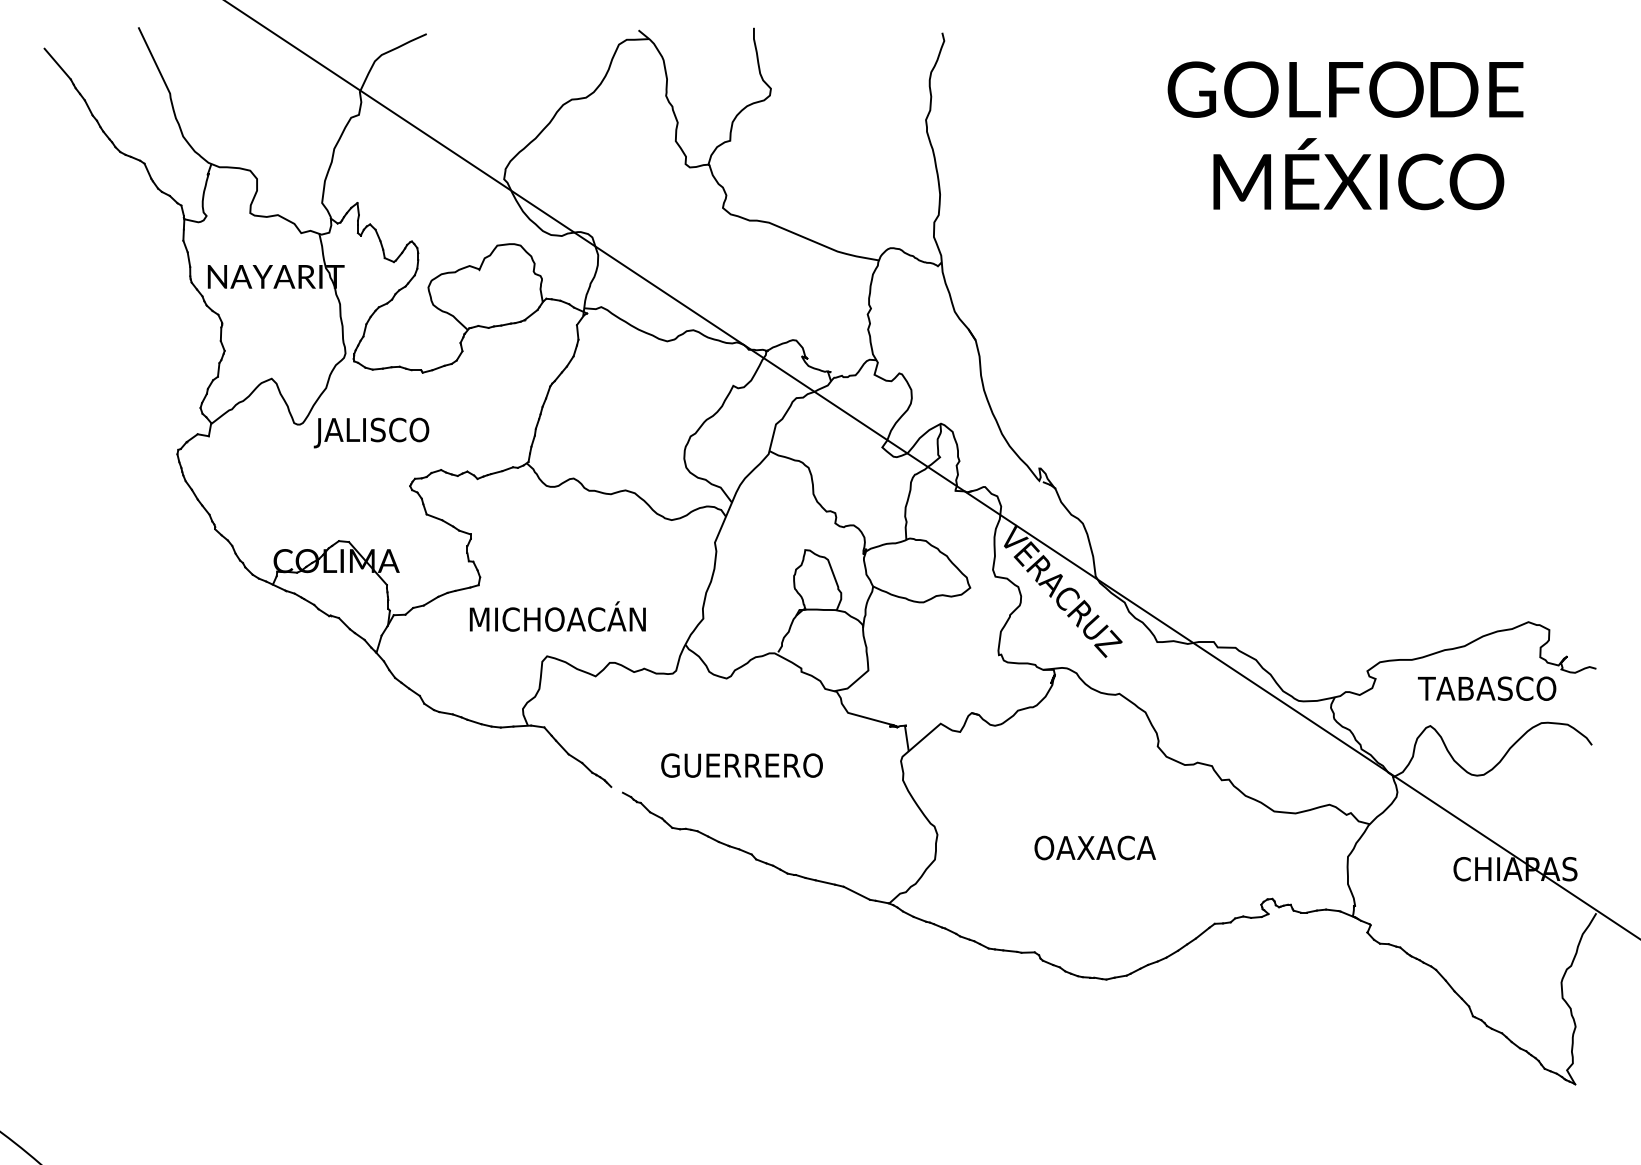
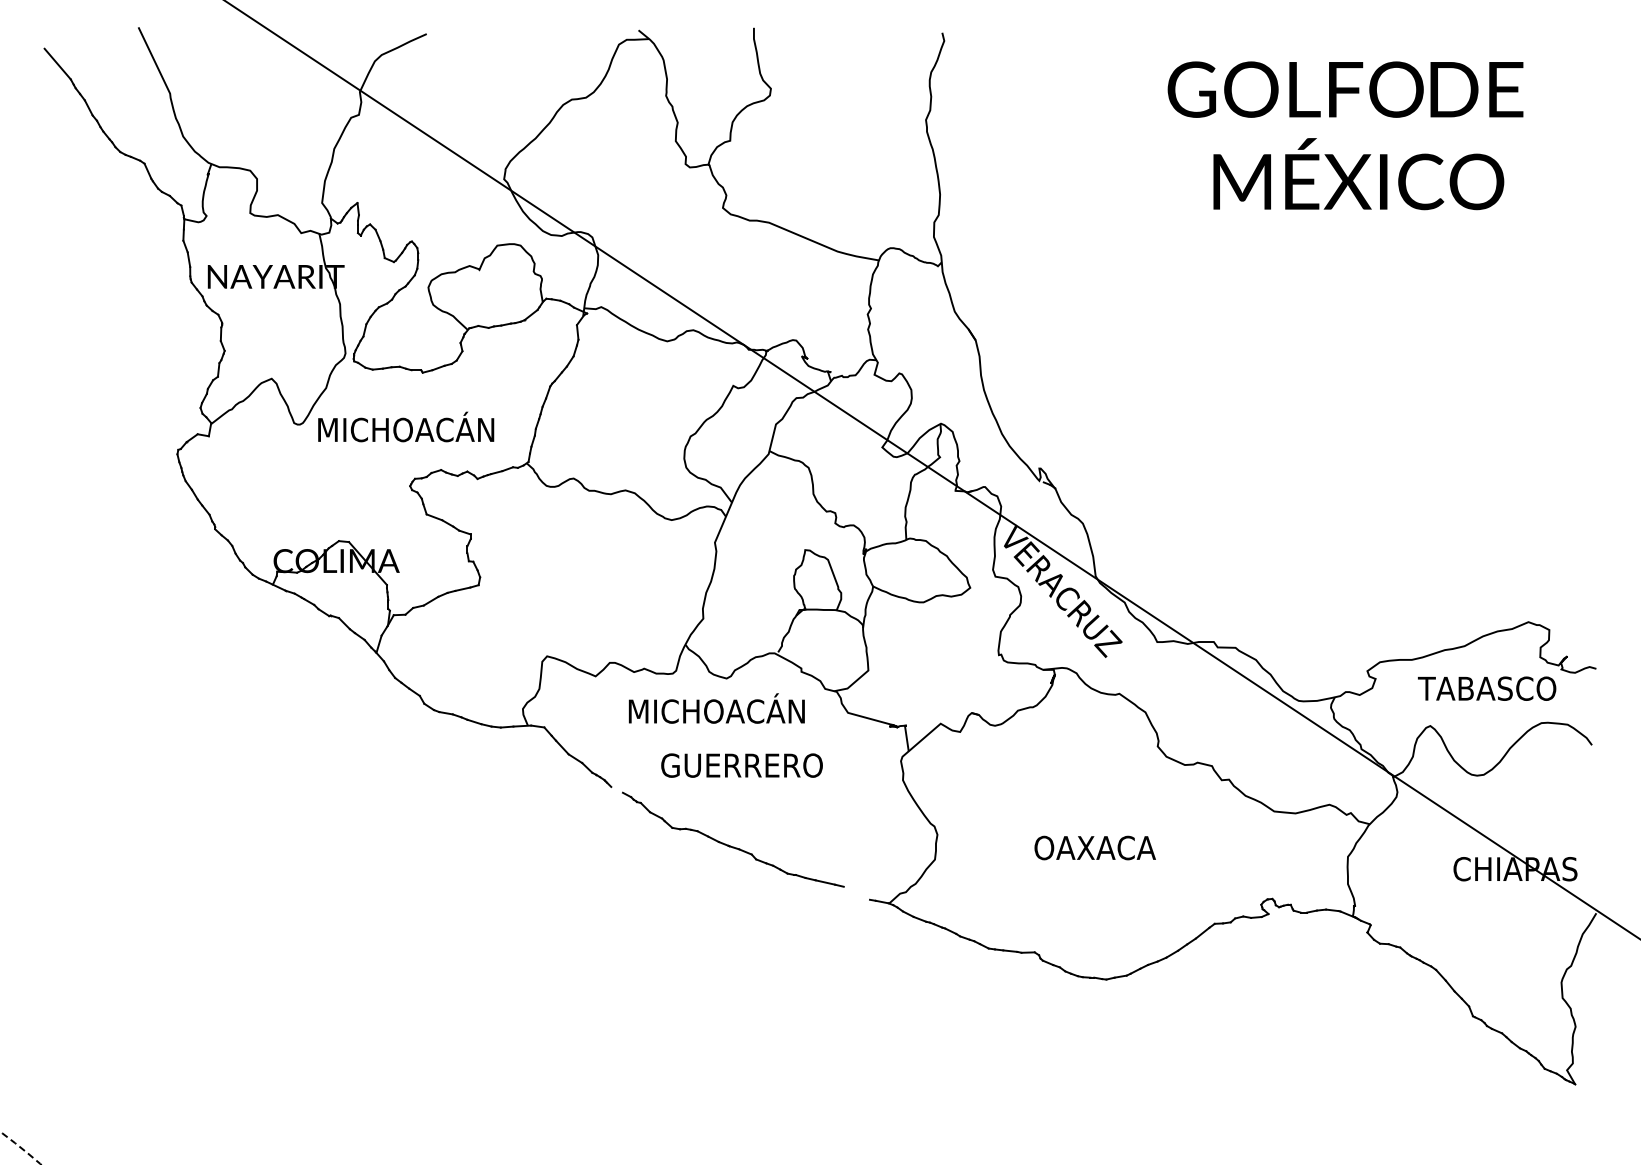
text: JALISCO -> MICHOACÁN (403, 429)
text position: (557, 616) -> (716, 708) (716, 708)
line: present -> none (856, 892)
circle: solid -> dashed (20, 1148)
